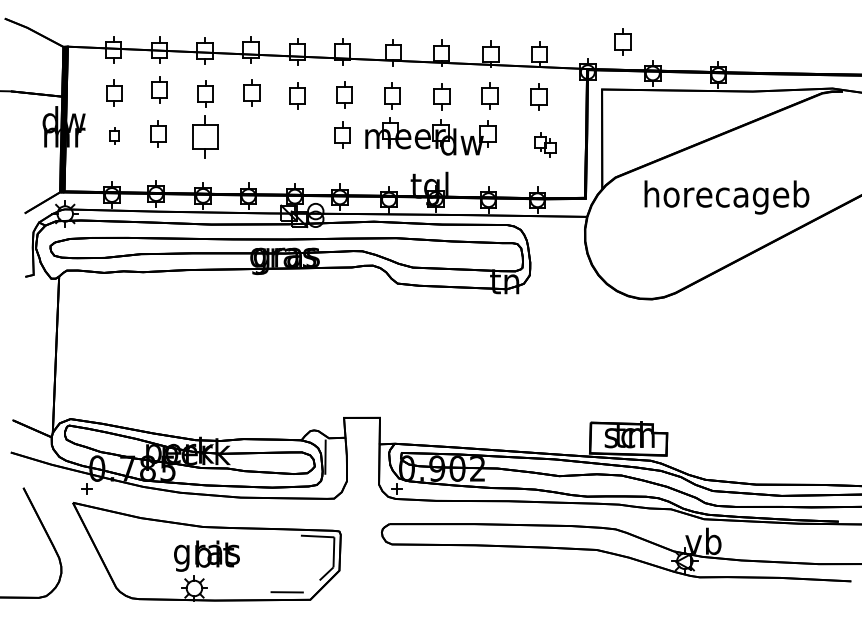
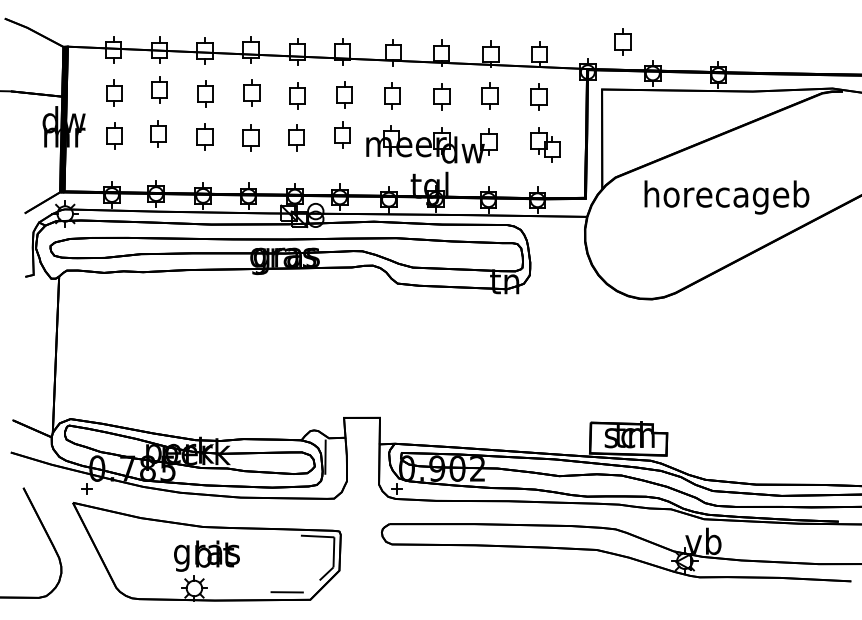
part size: 11x18 px -> 17x28 px (114, 135)
part size: 27x44 px -> 18x28 px (204, 136)
part position: (430, 136) -> (431, 144) (431, 144)
part: none -> present (250, 137)
part: none -> present (296, 137)
part size: 23x26 px -> 31x36 px (545, 144)
